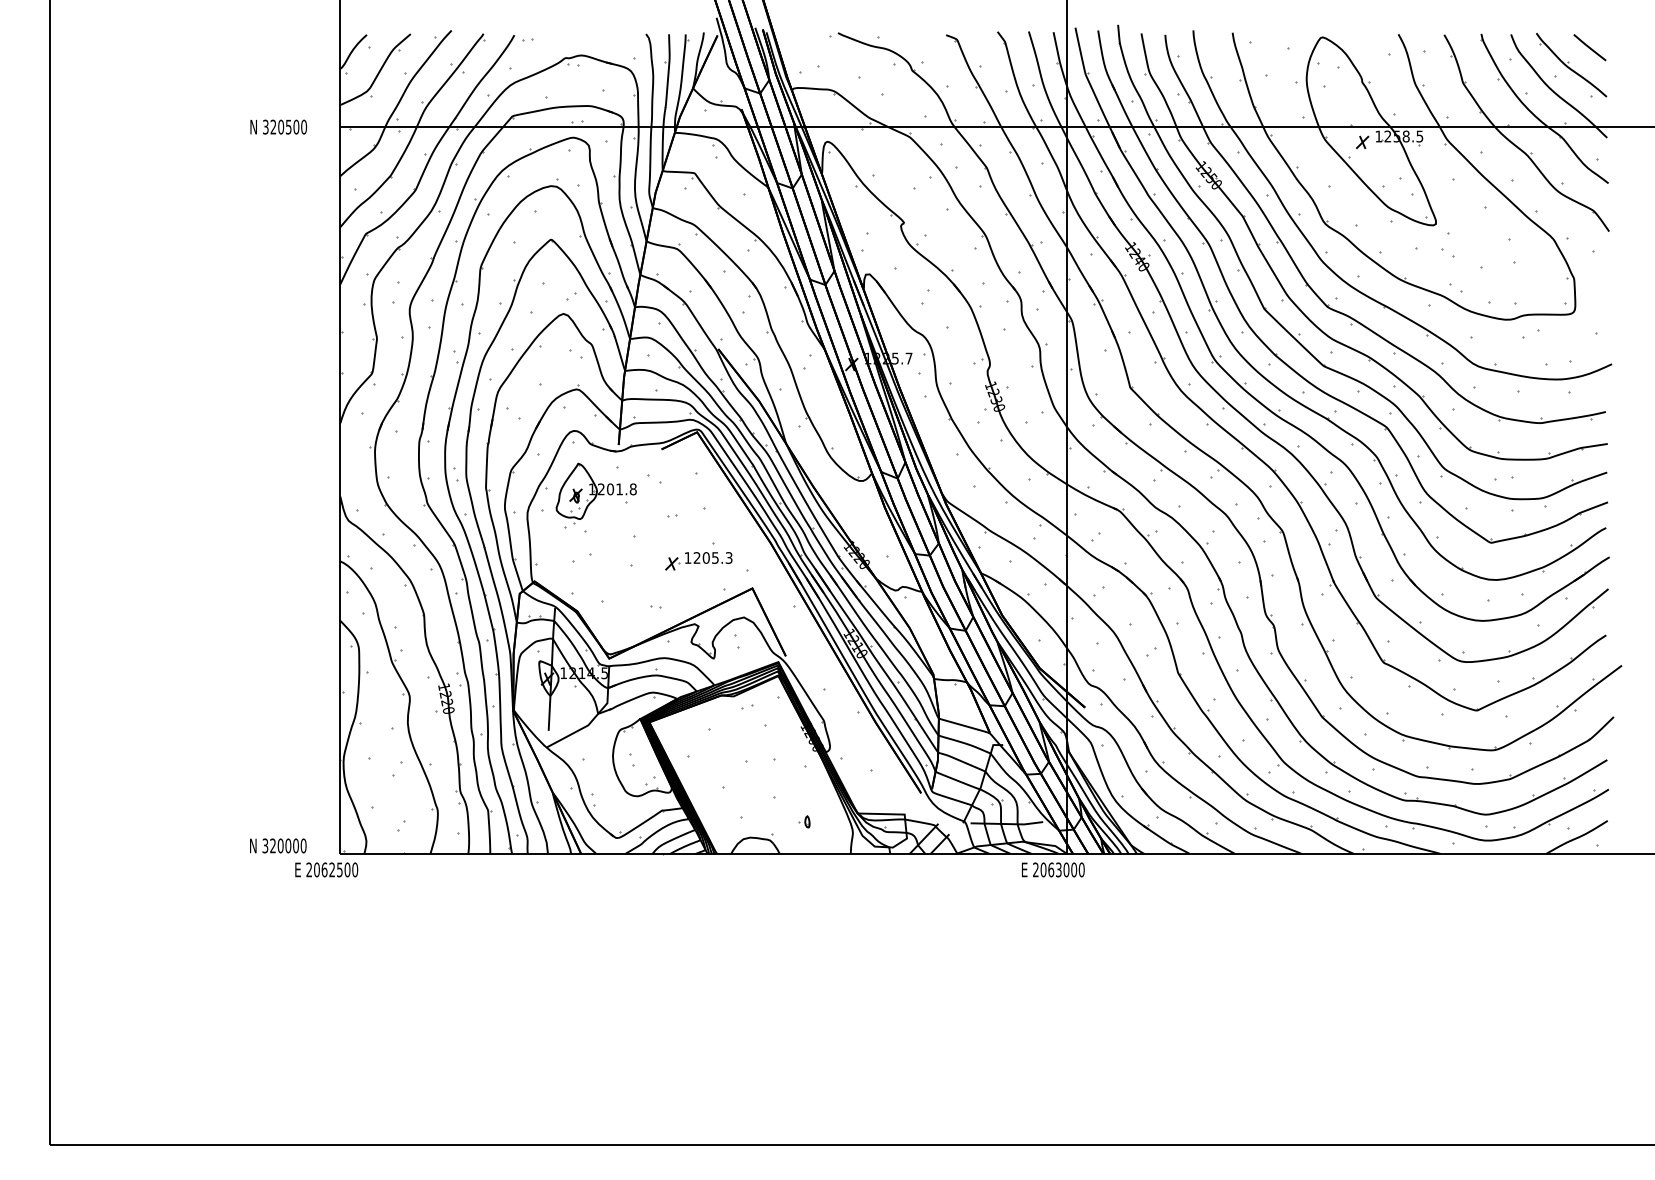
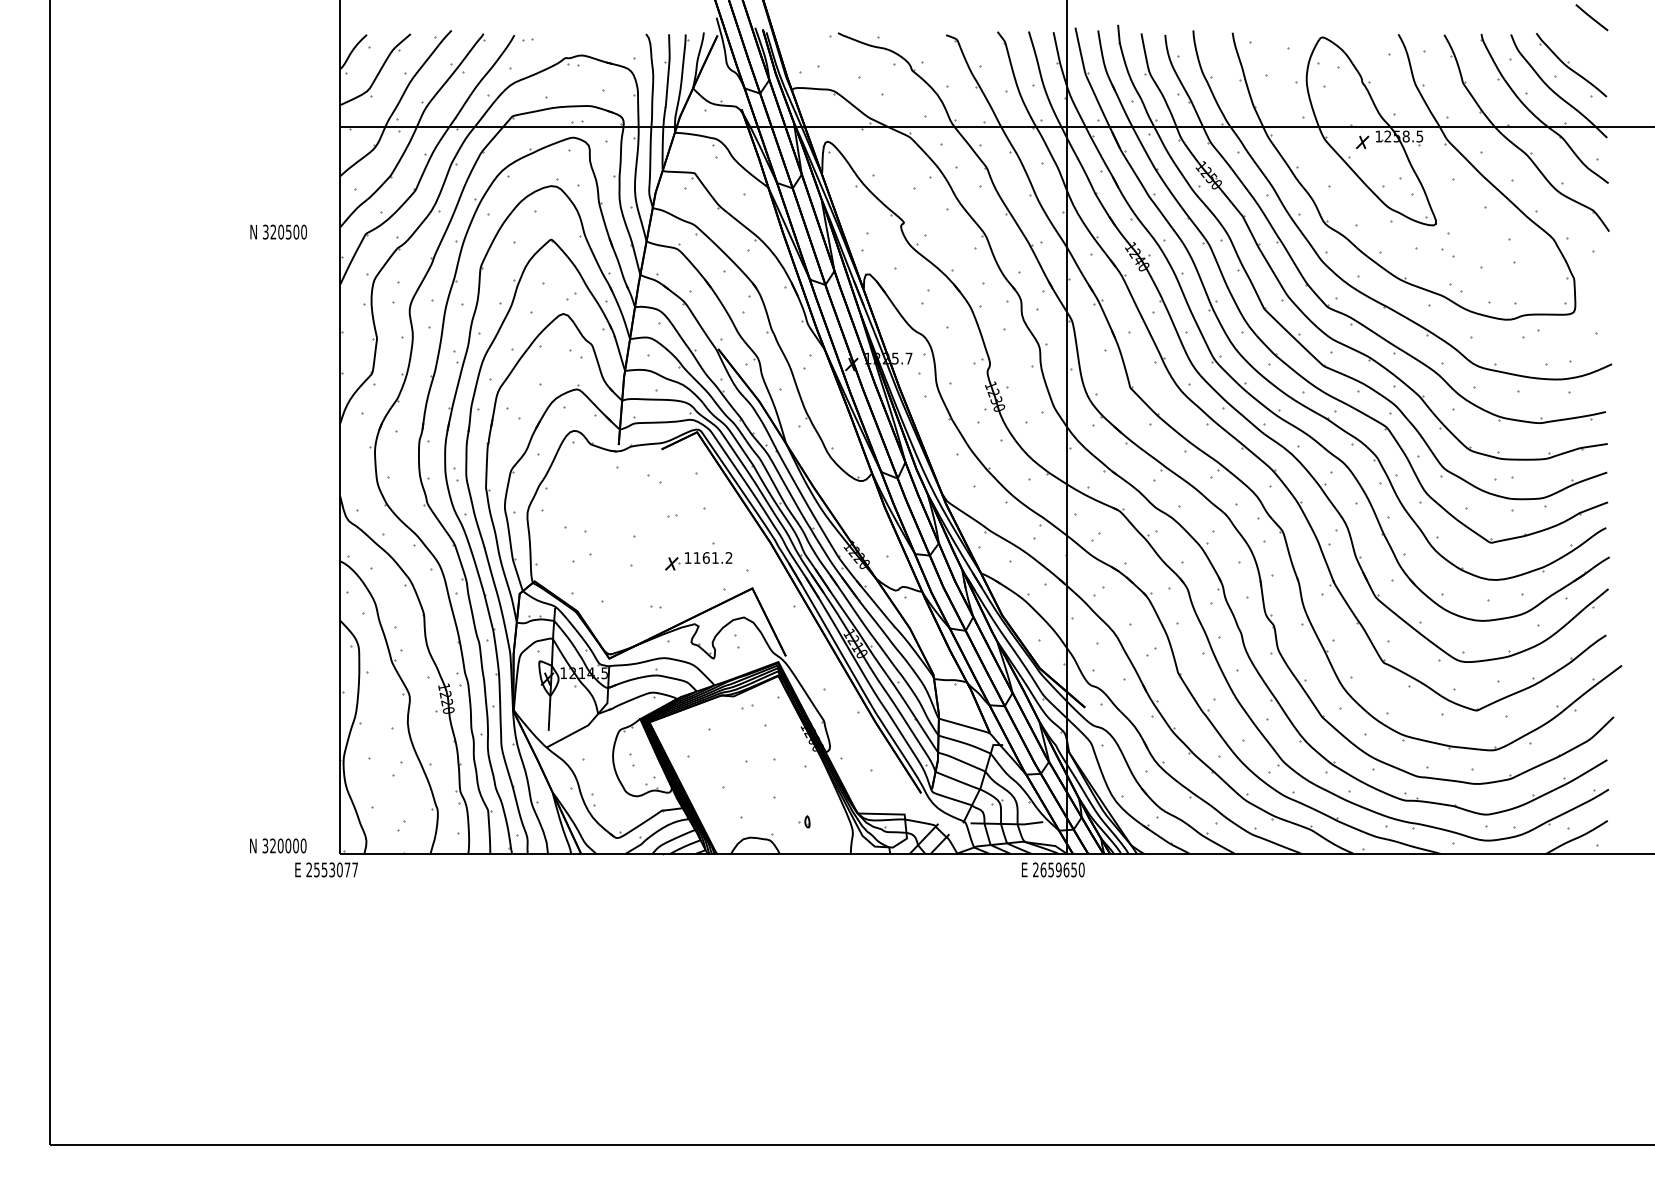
line position: (1589, 47) -> (1591, 17) (1591, 17)
text position: (278, 126) -> (278, 231) (278, 231)
part: present -> none (595, 493)
text: 1205.3 -> 1161.2 (712, 557)
text: 2062500 -> 2553077 (336, 869)
text: 2063000 -> 2659650 (1058, 869)
